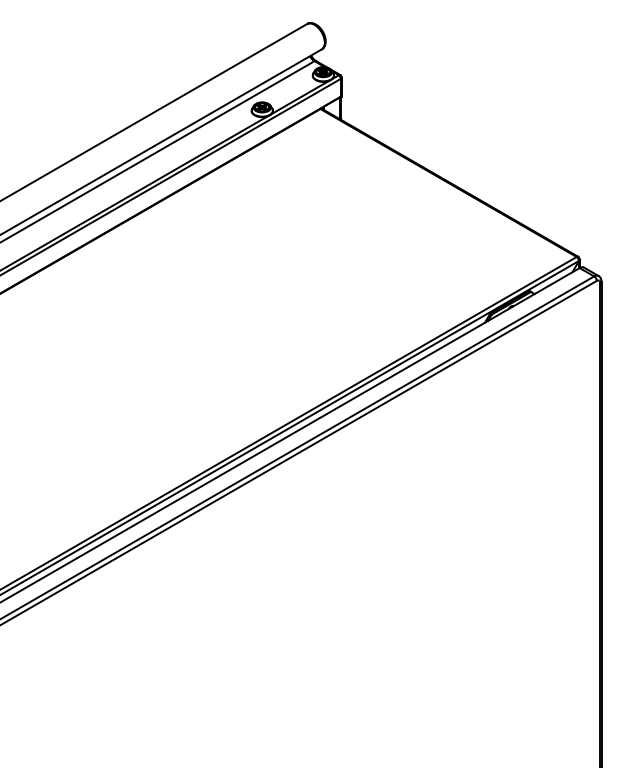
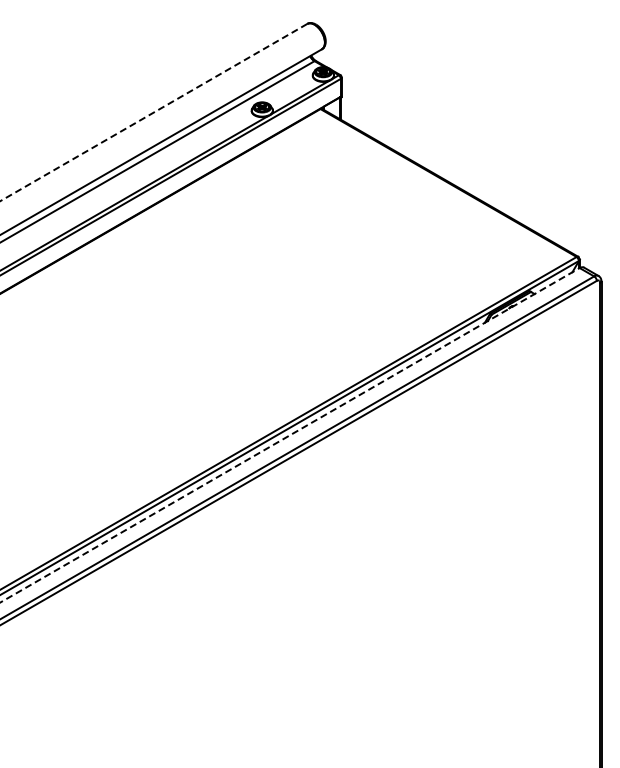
line: solid -> dashed (153, 112)
line: solid -> dashed (289, 435)
